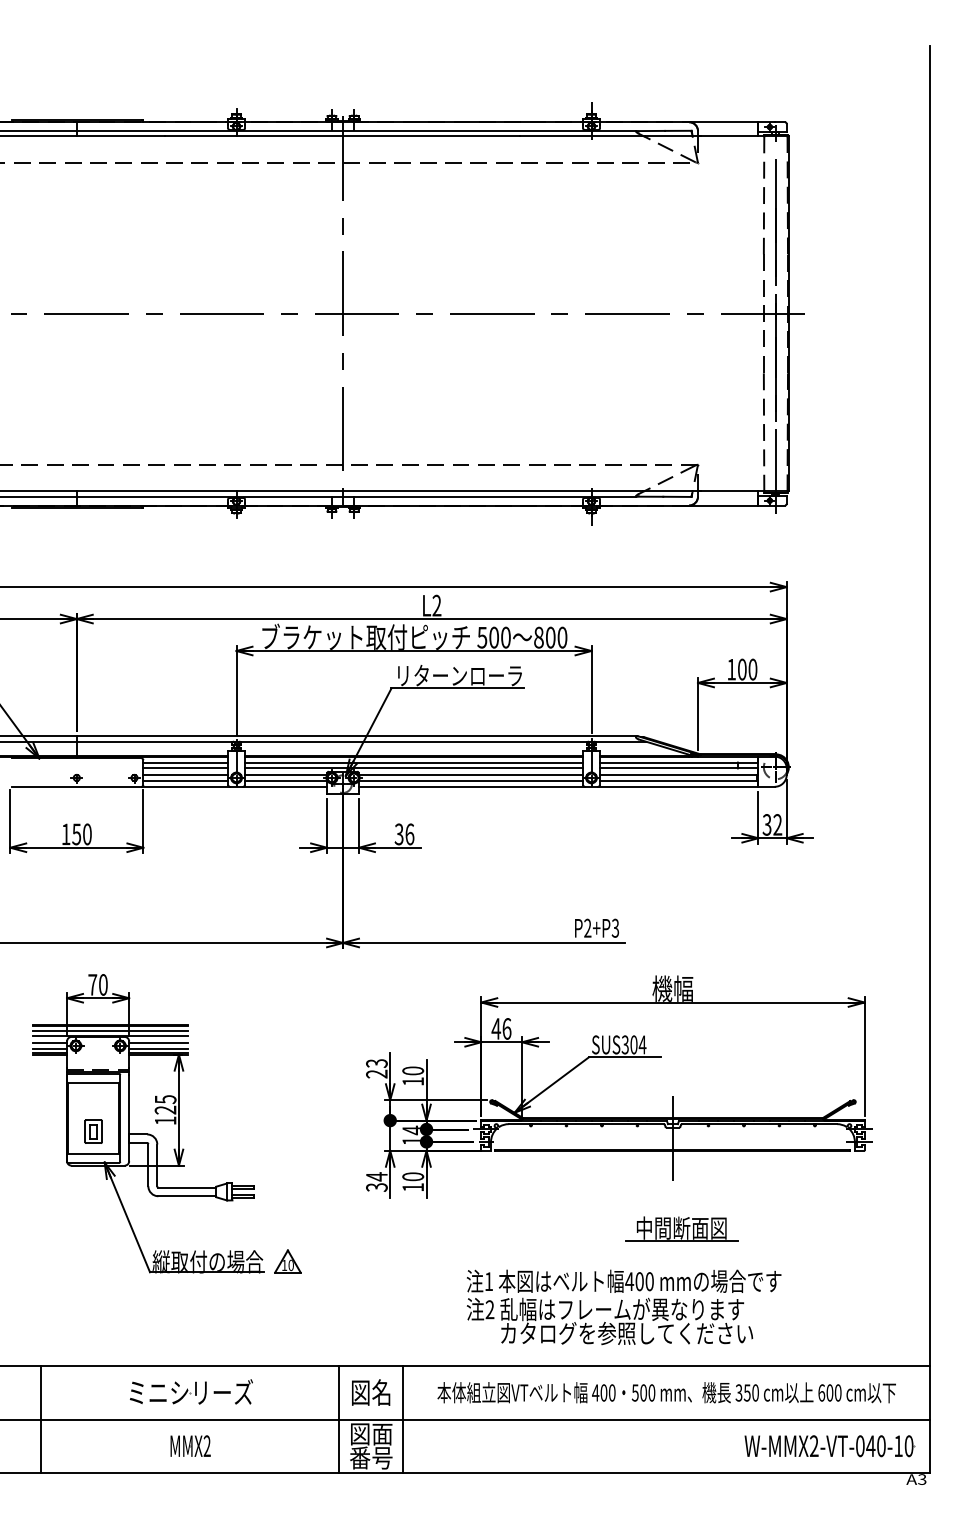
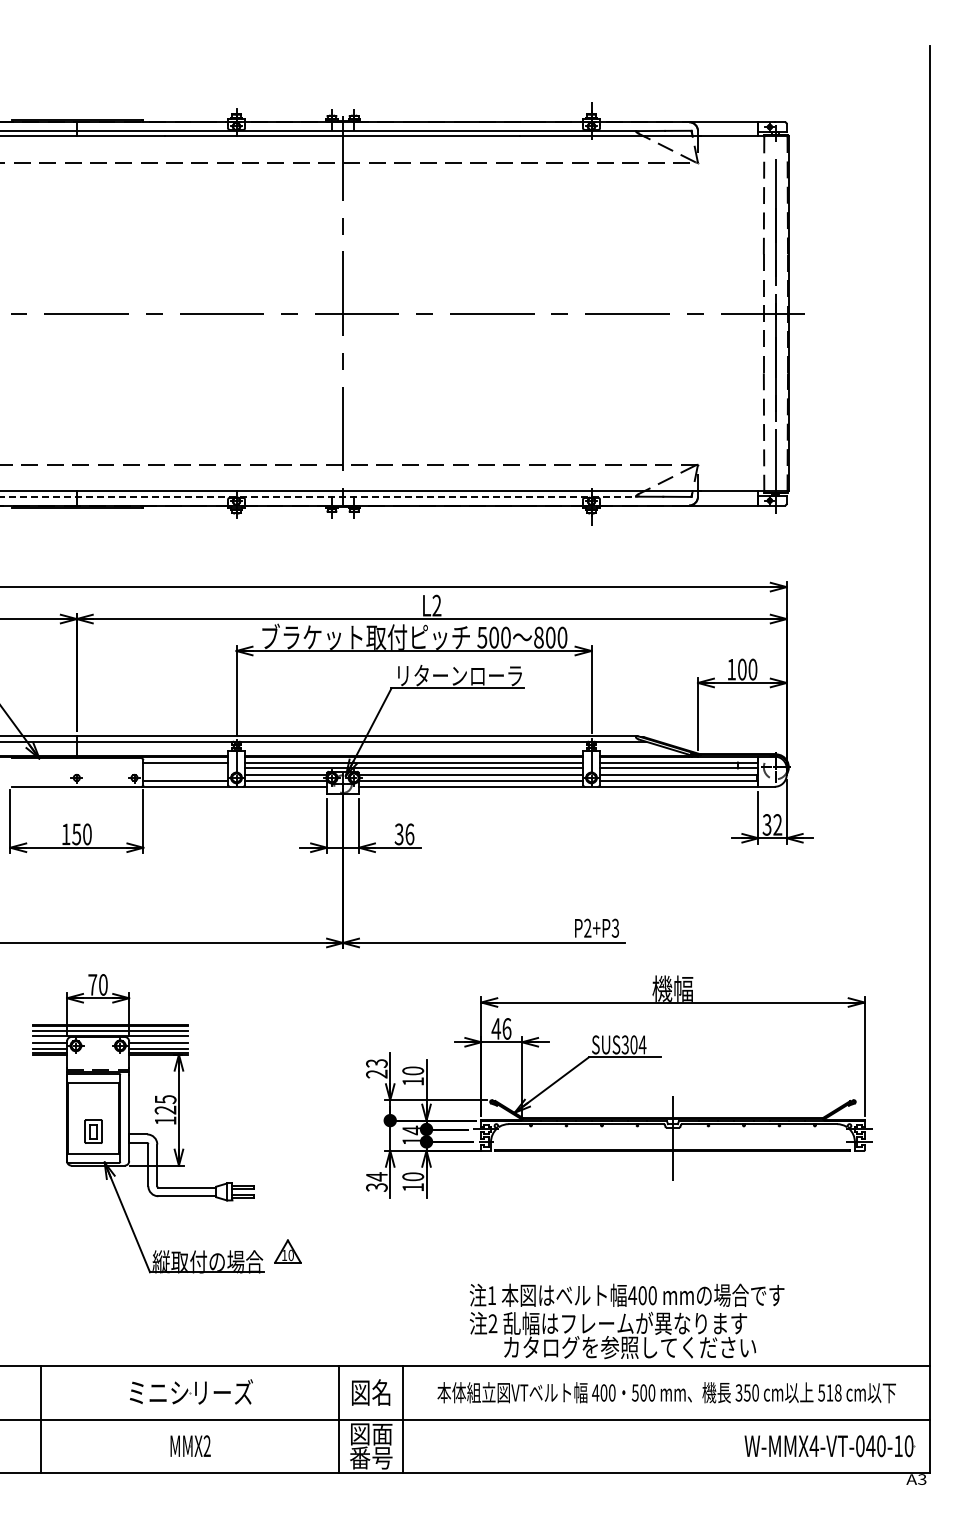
line: solid -> dashed (318, 496)
line: present -> none (185, 768)
line: present -> none (185, 775)
part: present -> none (681, 1228)
part position: (287, 1261) -> (287, 1251) (287, 1251)
text position: (624, 1307) -> (627, 1321) (627, 1321)
text: 600 -> 518 (829, 1392)
text: W-MMX2-VT-040-10 -> W-MMX4-VT-040-10 (813, 1445)
